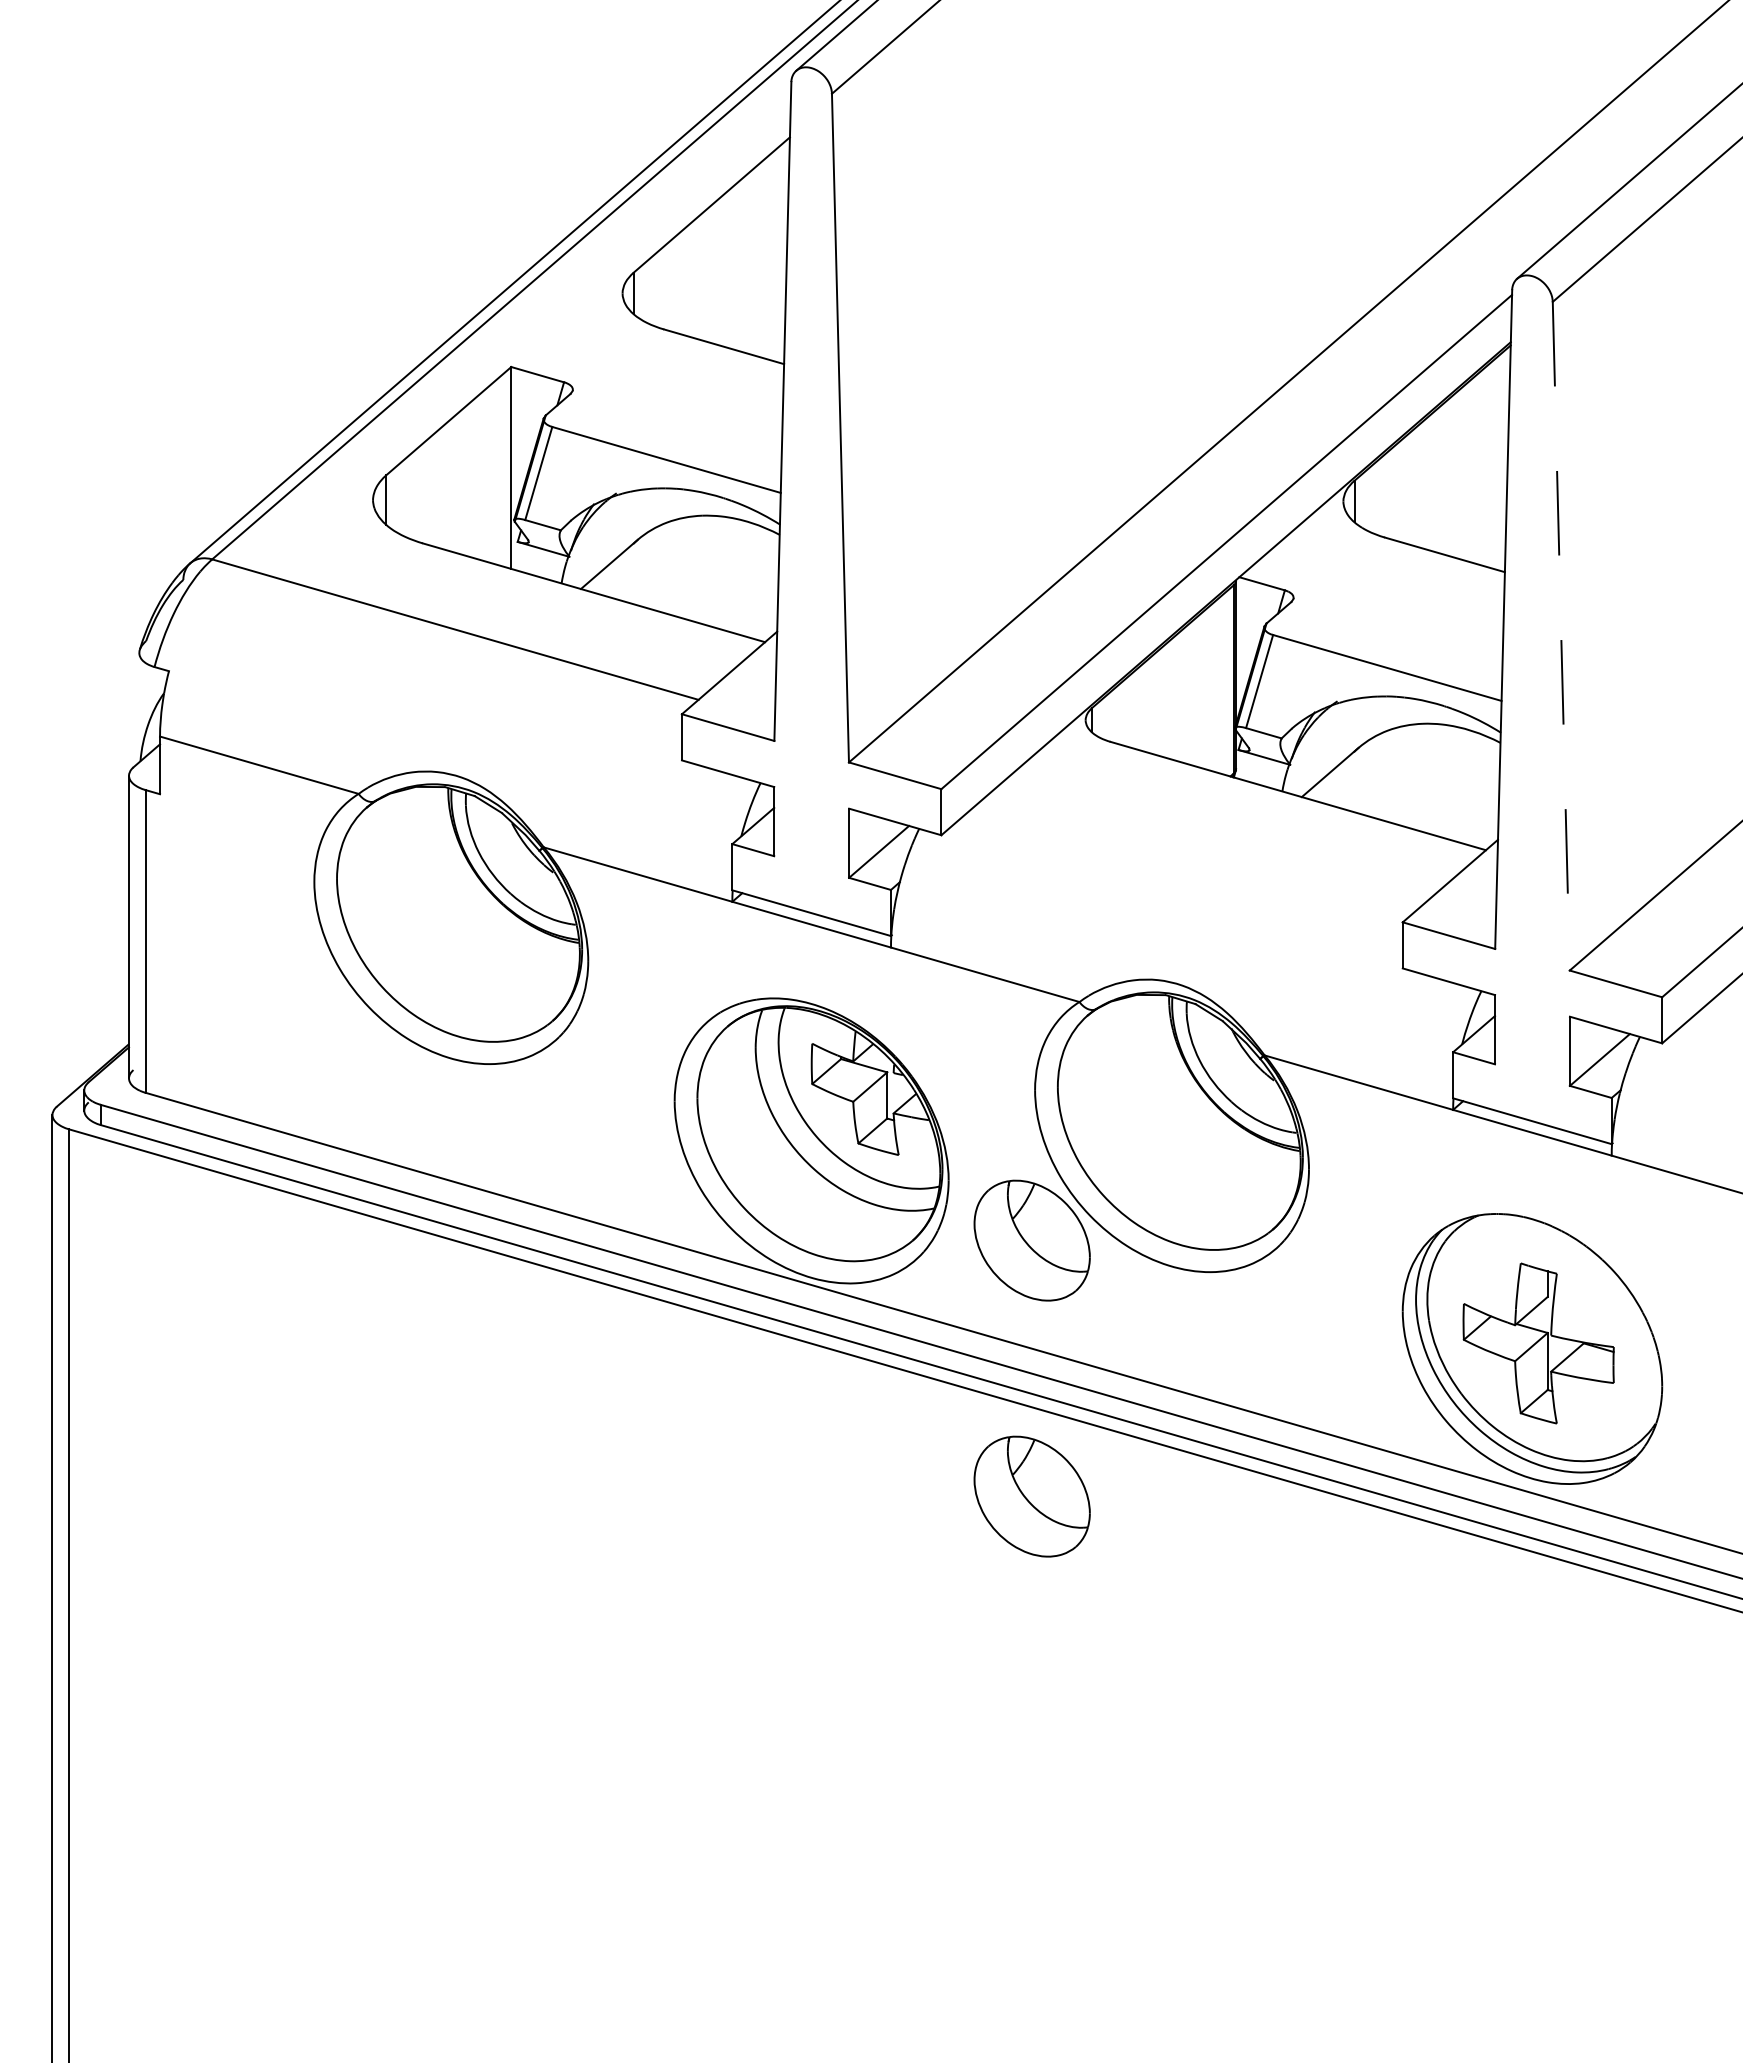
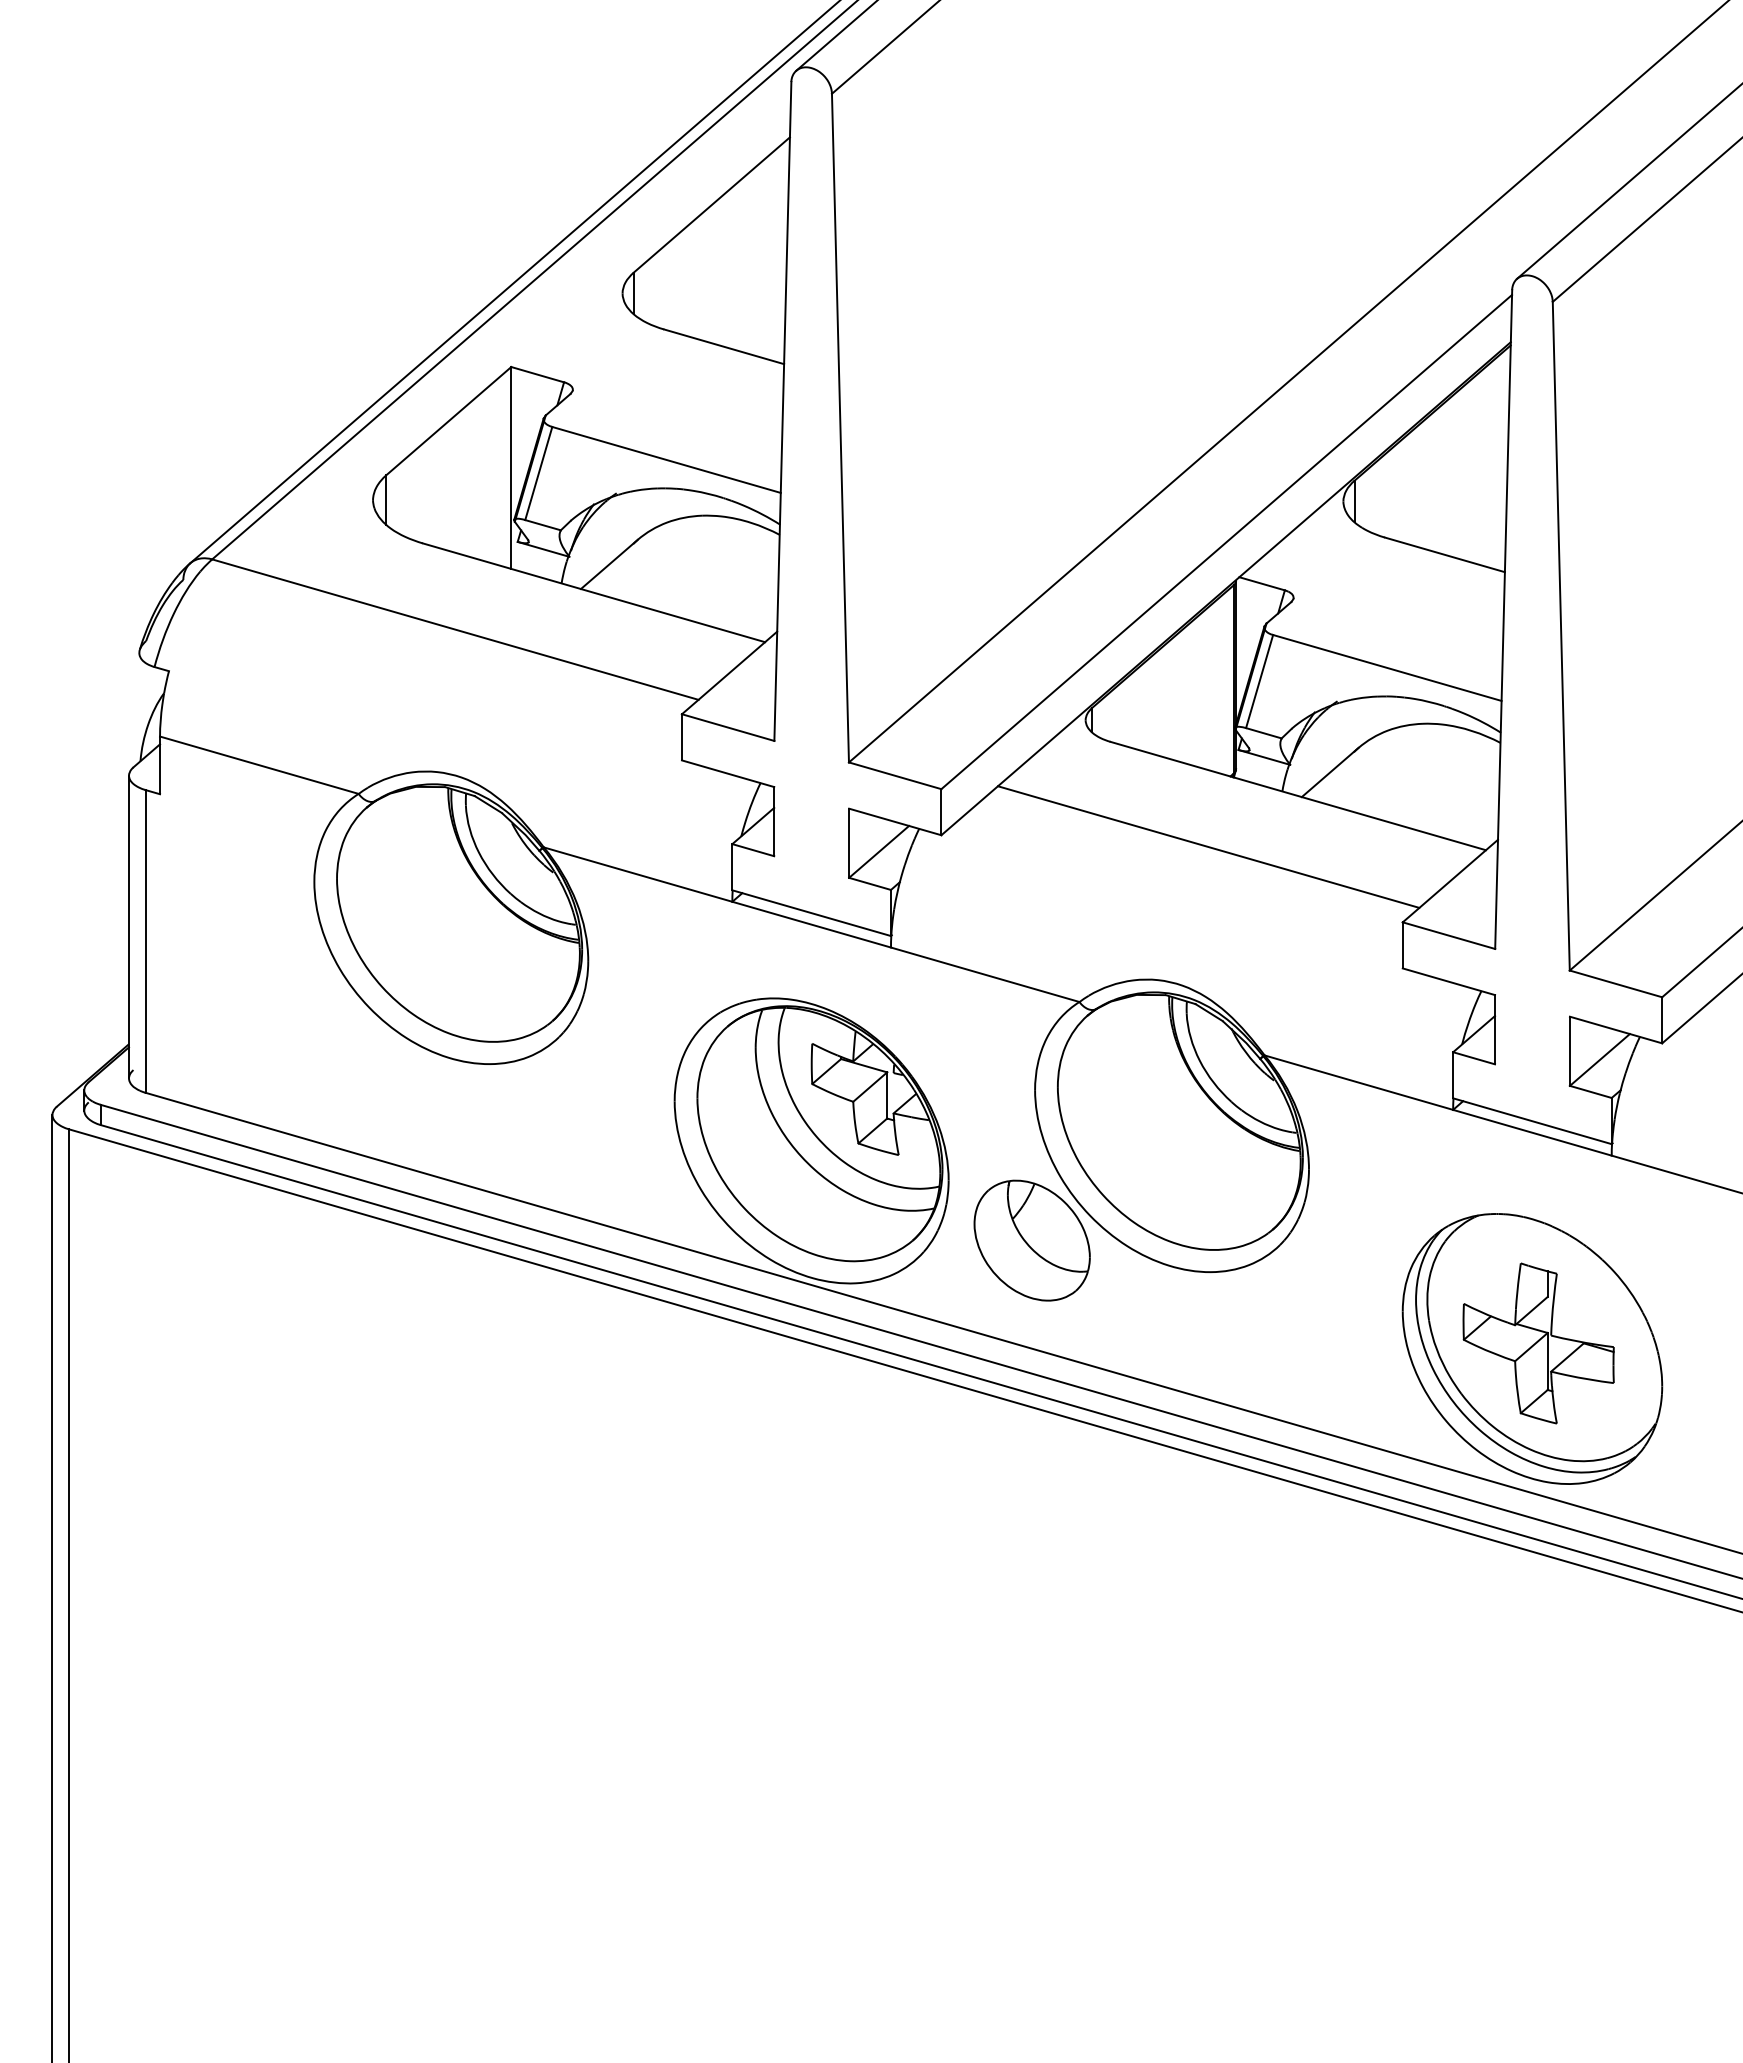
line: dashed -> solid (1561, 636)
line: none -> present (1208, 846)
part: present -> none (1031, 1496)
